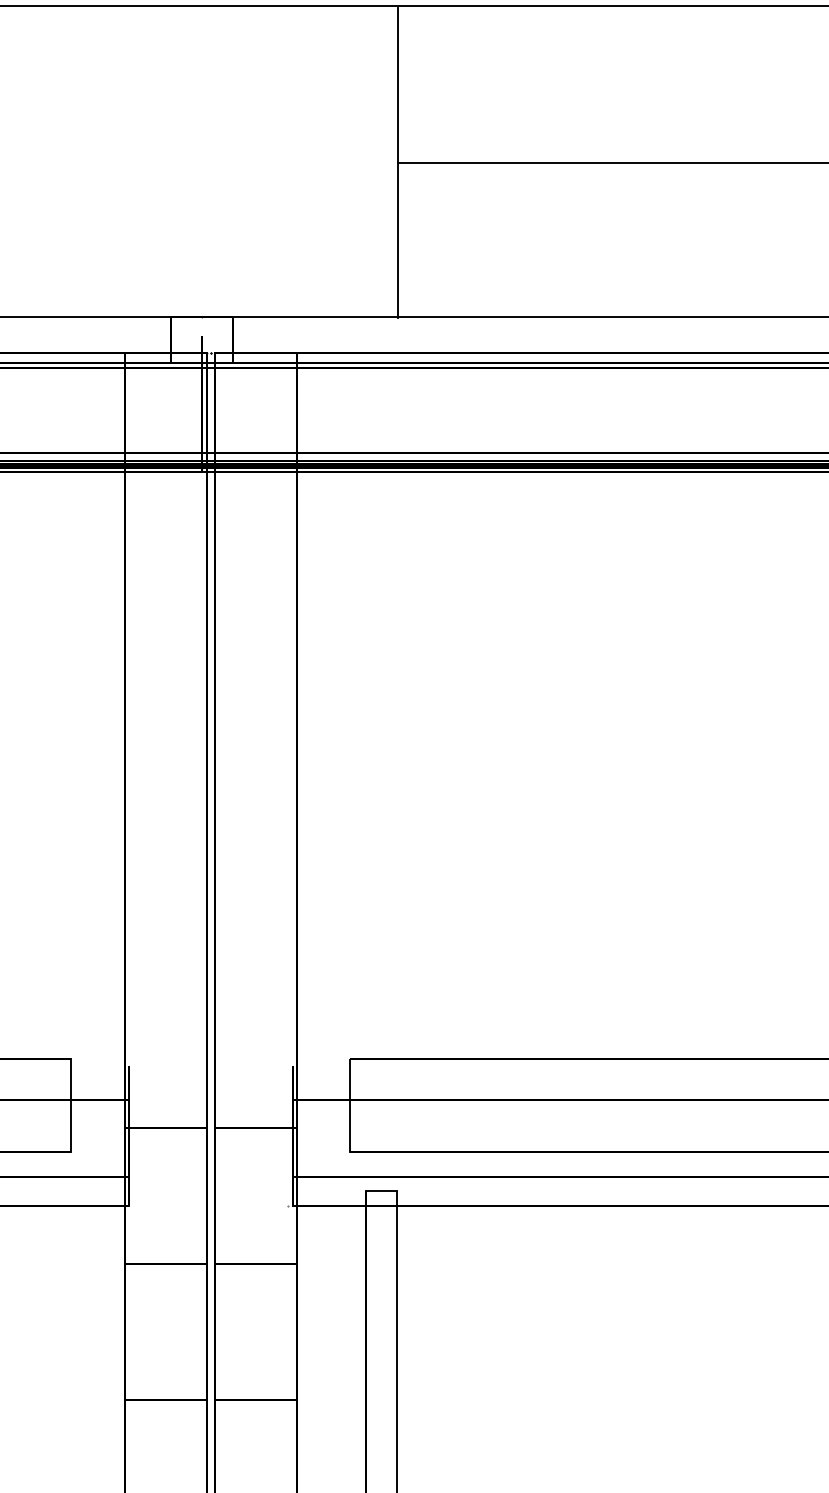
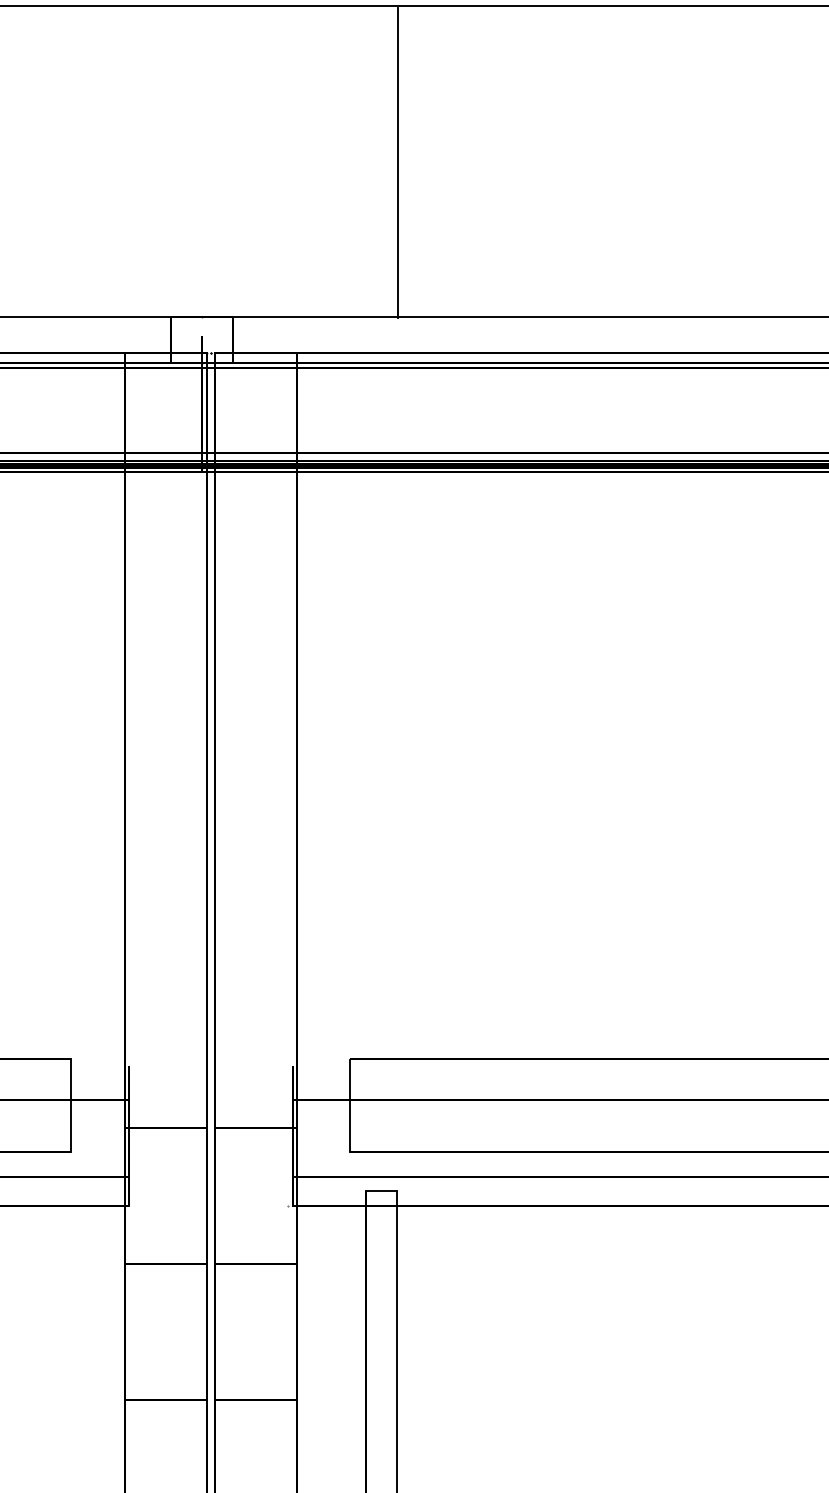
line: present -> none (611, 163)
